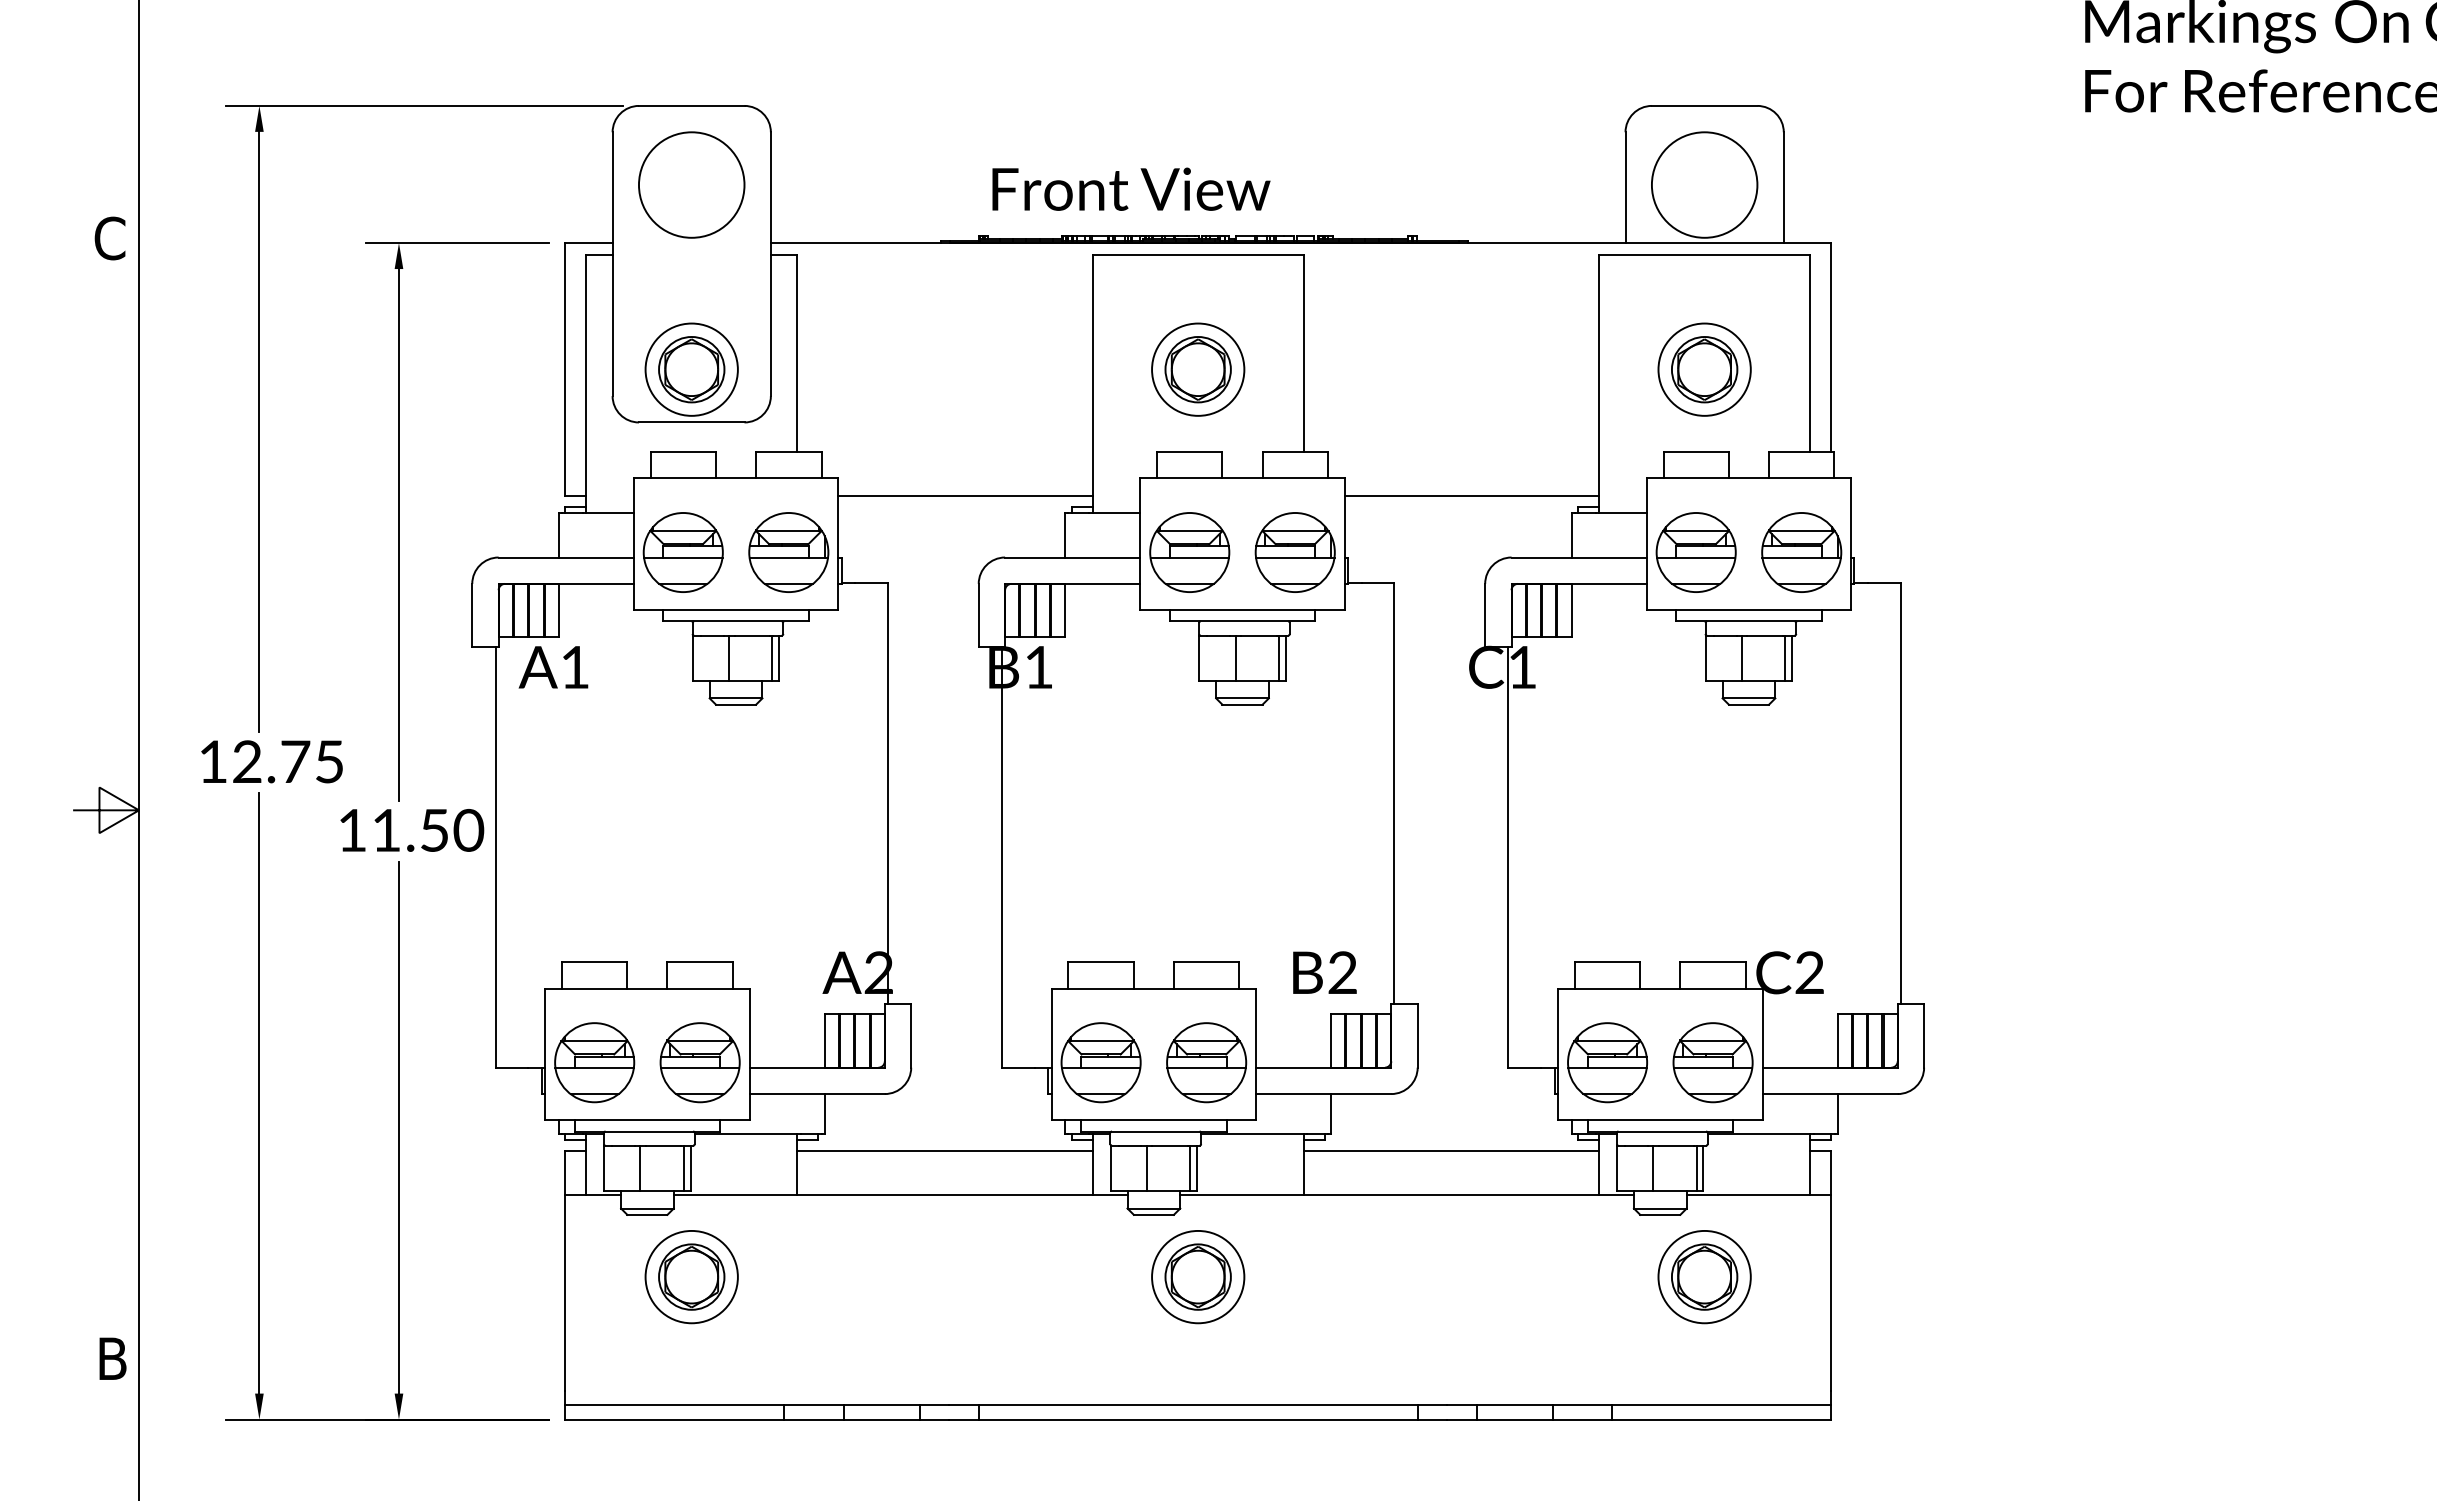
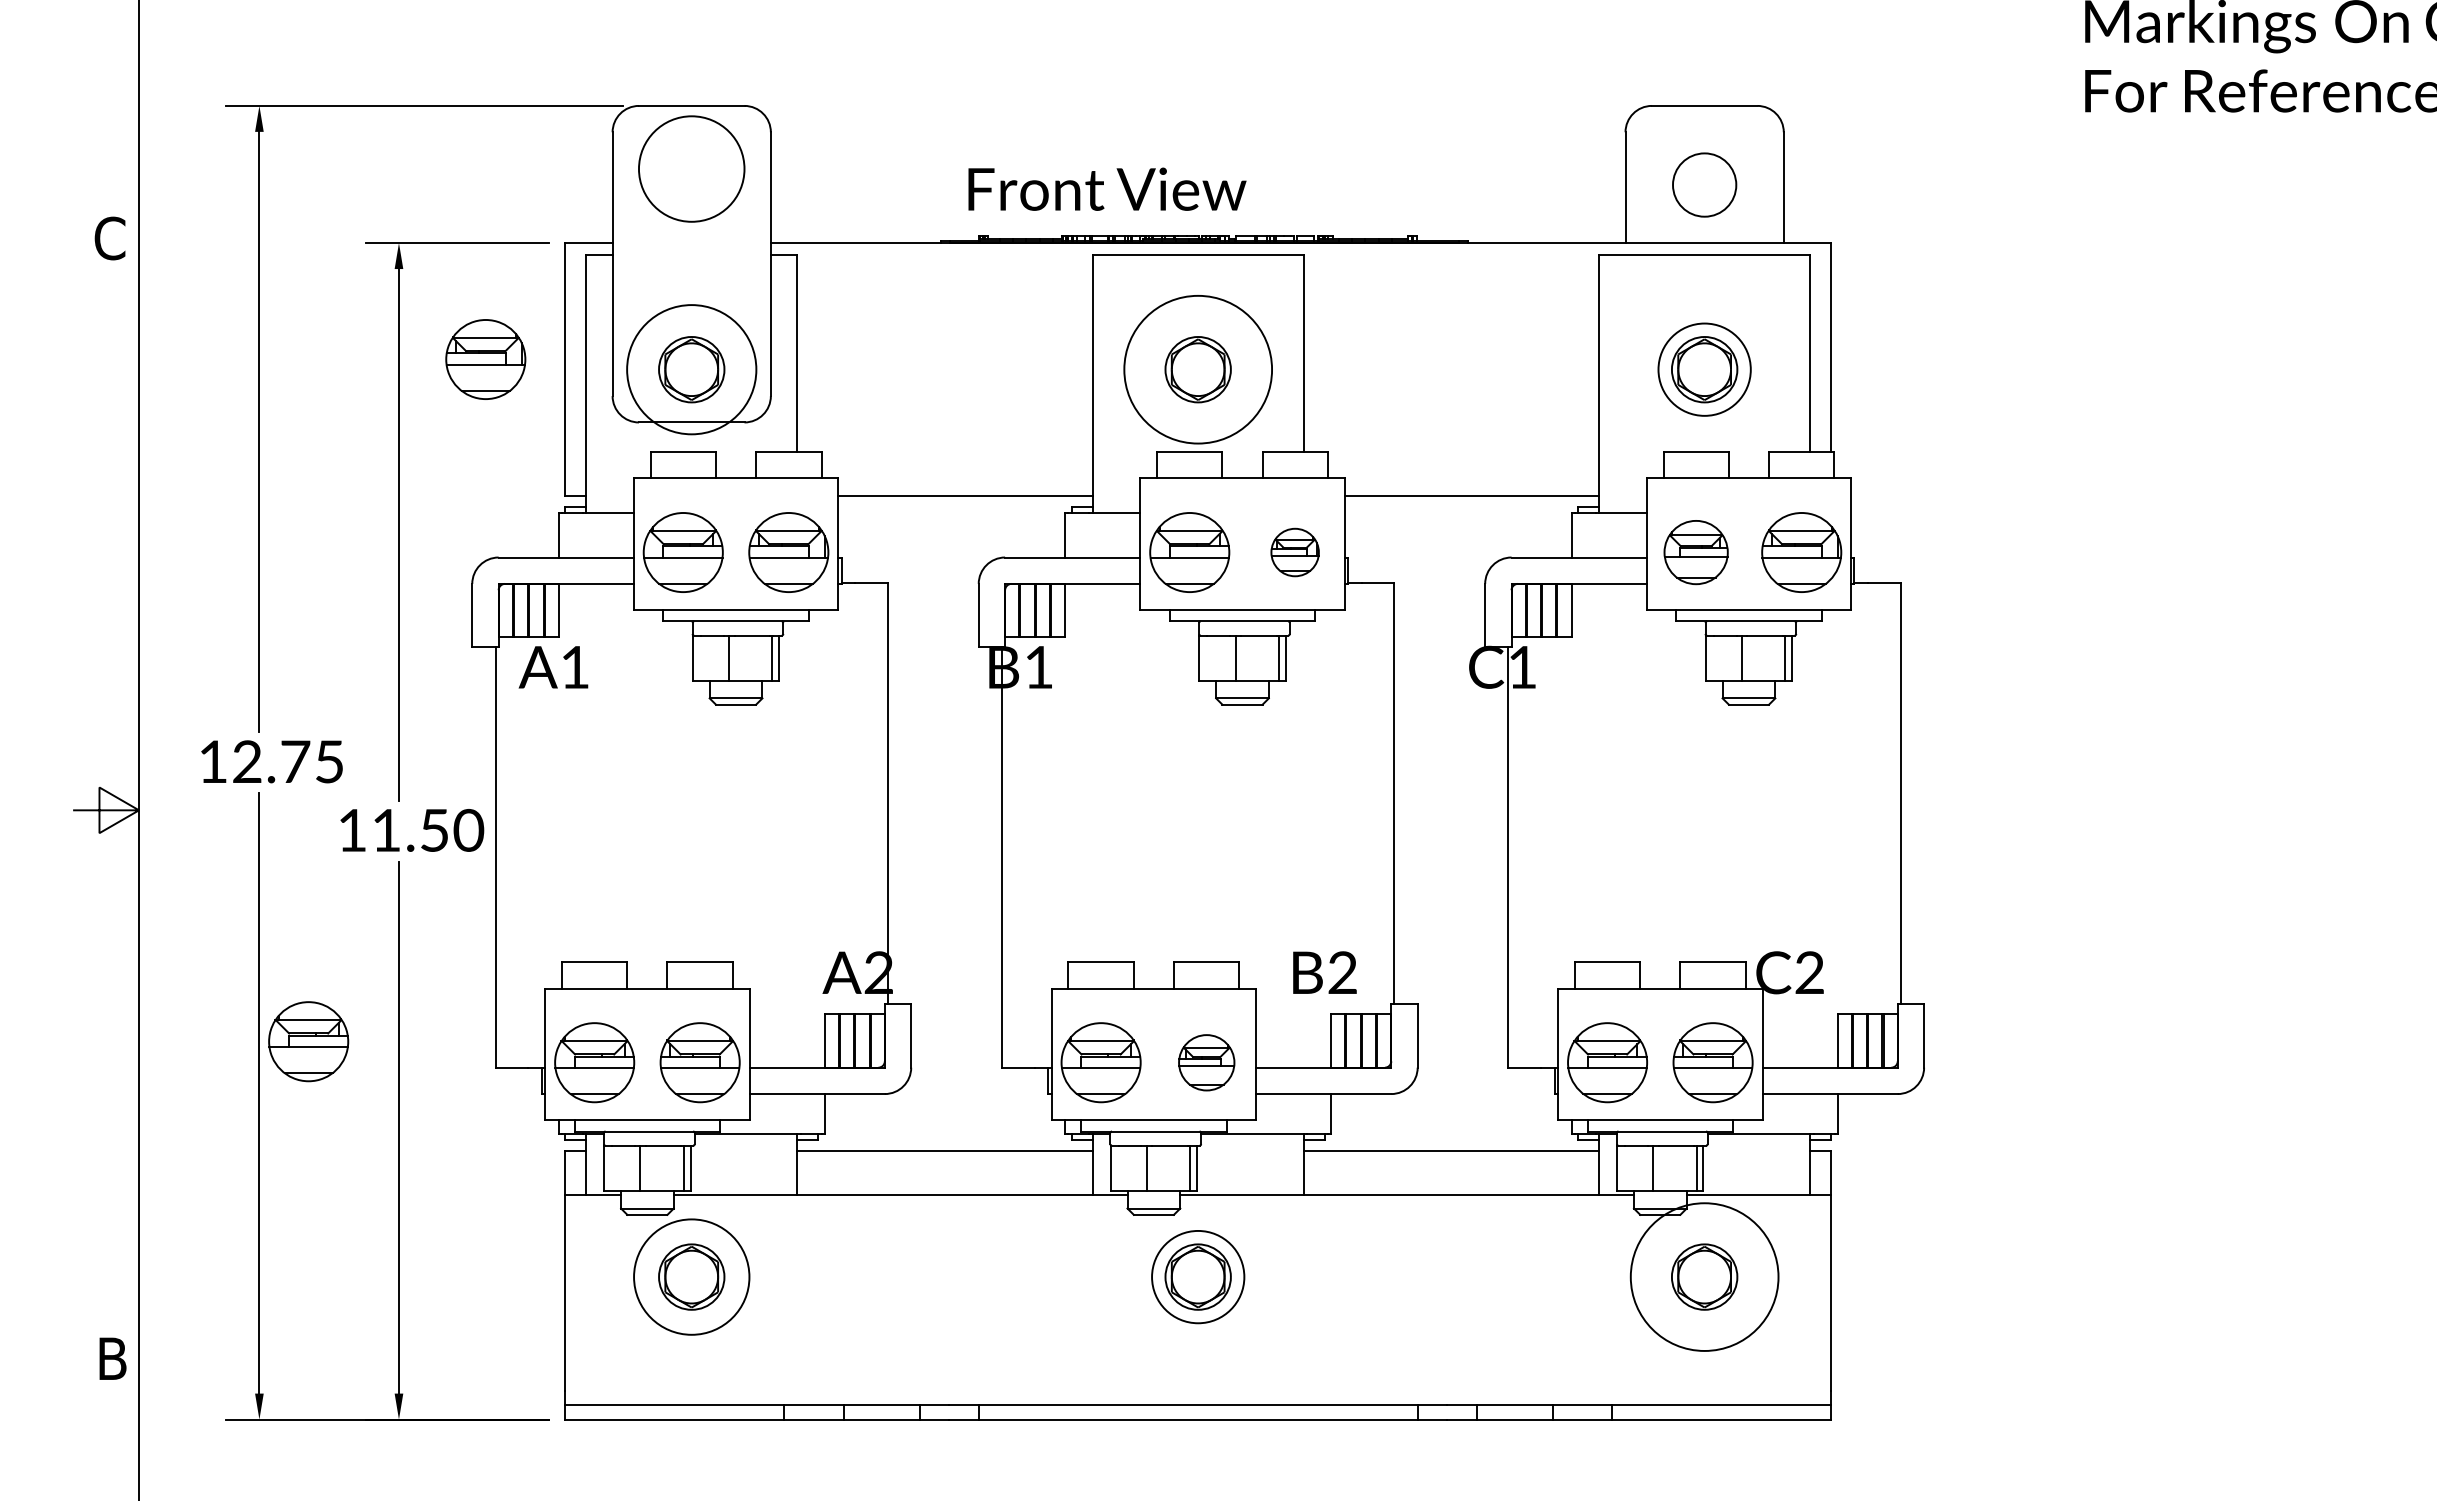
circle position: (691, 184) -> (691, 168) (691, 168)
circle diameter: 106 px -> 63 px (1704, 184)
text position: (1131, 188) -> (1107, 188) (1107, 188)
part: none -> present (485, 359)
circle diameter: 92 px -> 129 px (691, 369)
circle diameter: 92 px -> 148 px (1198, 369)
part size: 82x81 px -> 50x51 px (1294, 552)
part size: 82x81 px -> 66x66 px (1695, 552)
part: none -> present (308, 1041)
part size: 82x82 px -> 58x58 px (1206, 1062)
circle diameter: 92 px -> 115 px (691, 1276)
circle diameter: 92 px -> 148 px (1704, 1276)
